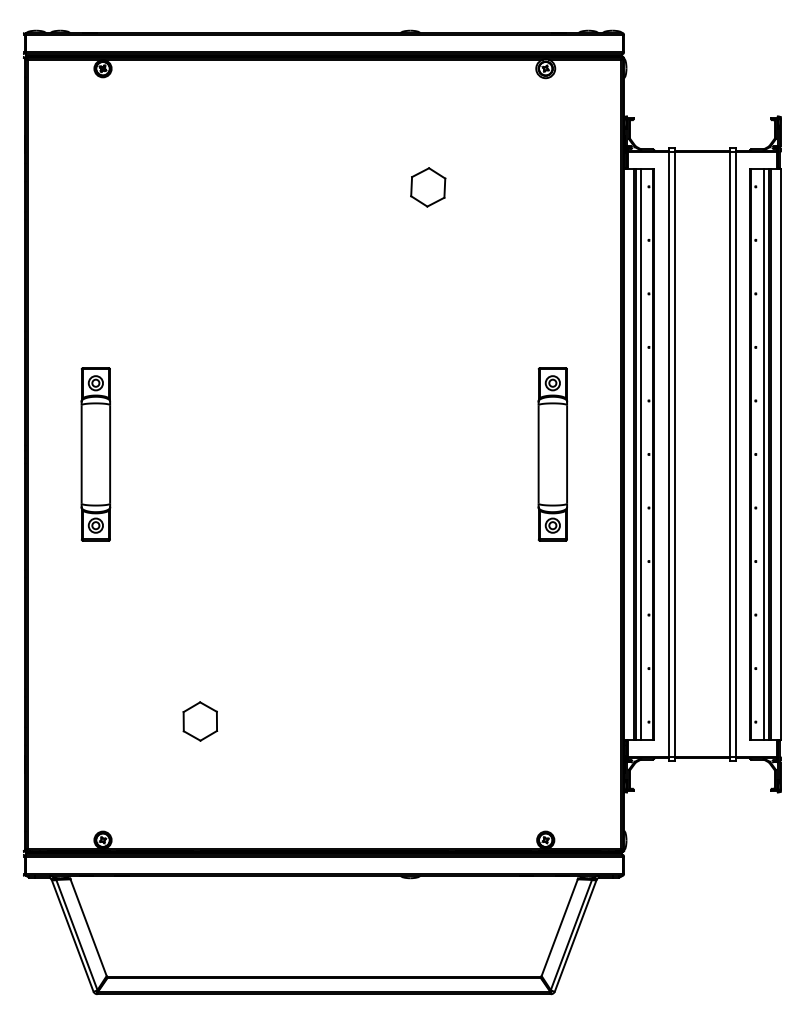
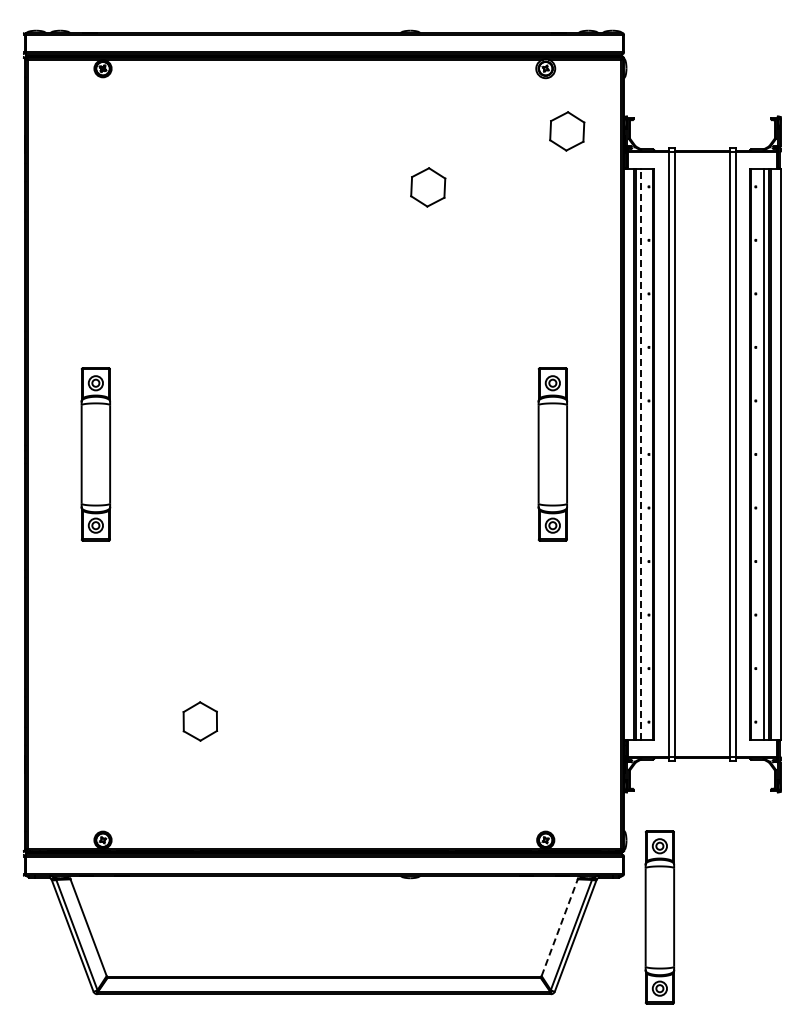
part: none -> present (567, 131)
line: solid -> dashed (641, 453)
part: none -> present (659, 917)
line: solid -> dashed (559, 927)
